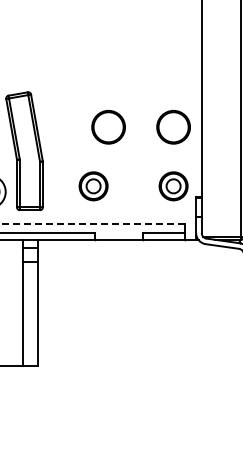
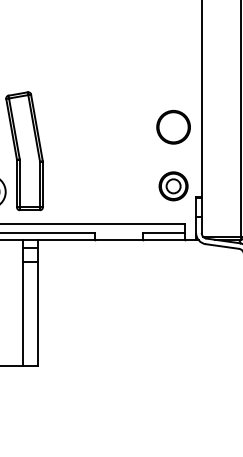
circle: present -> none (108, 127)
part: present -> none (93, 186)
line: dashed -> solid (92, 224)
